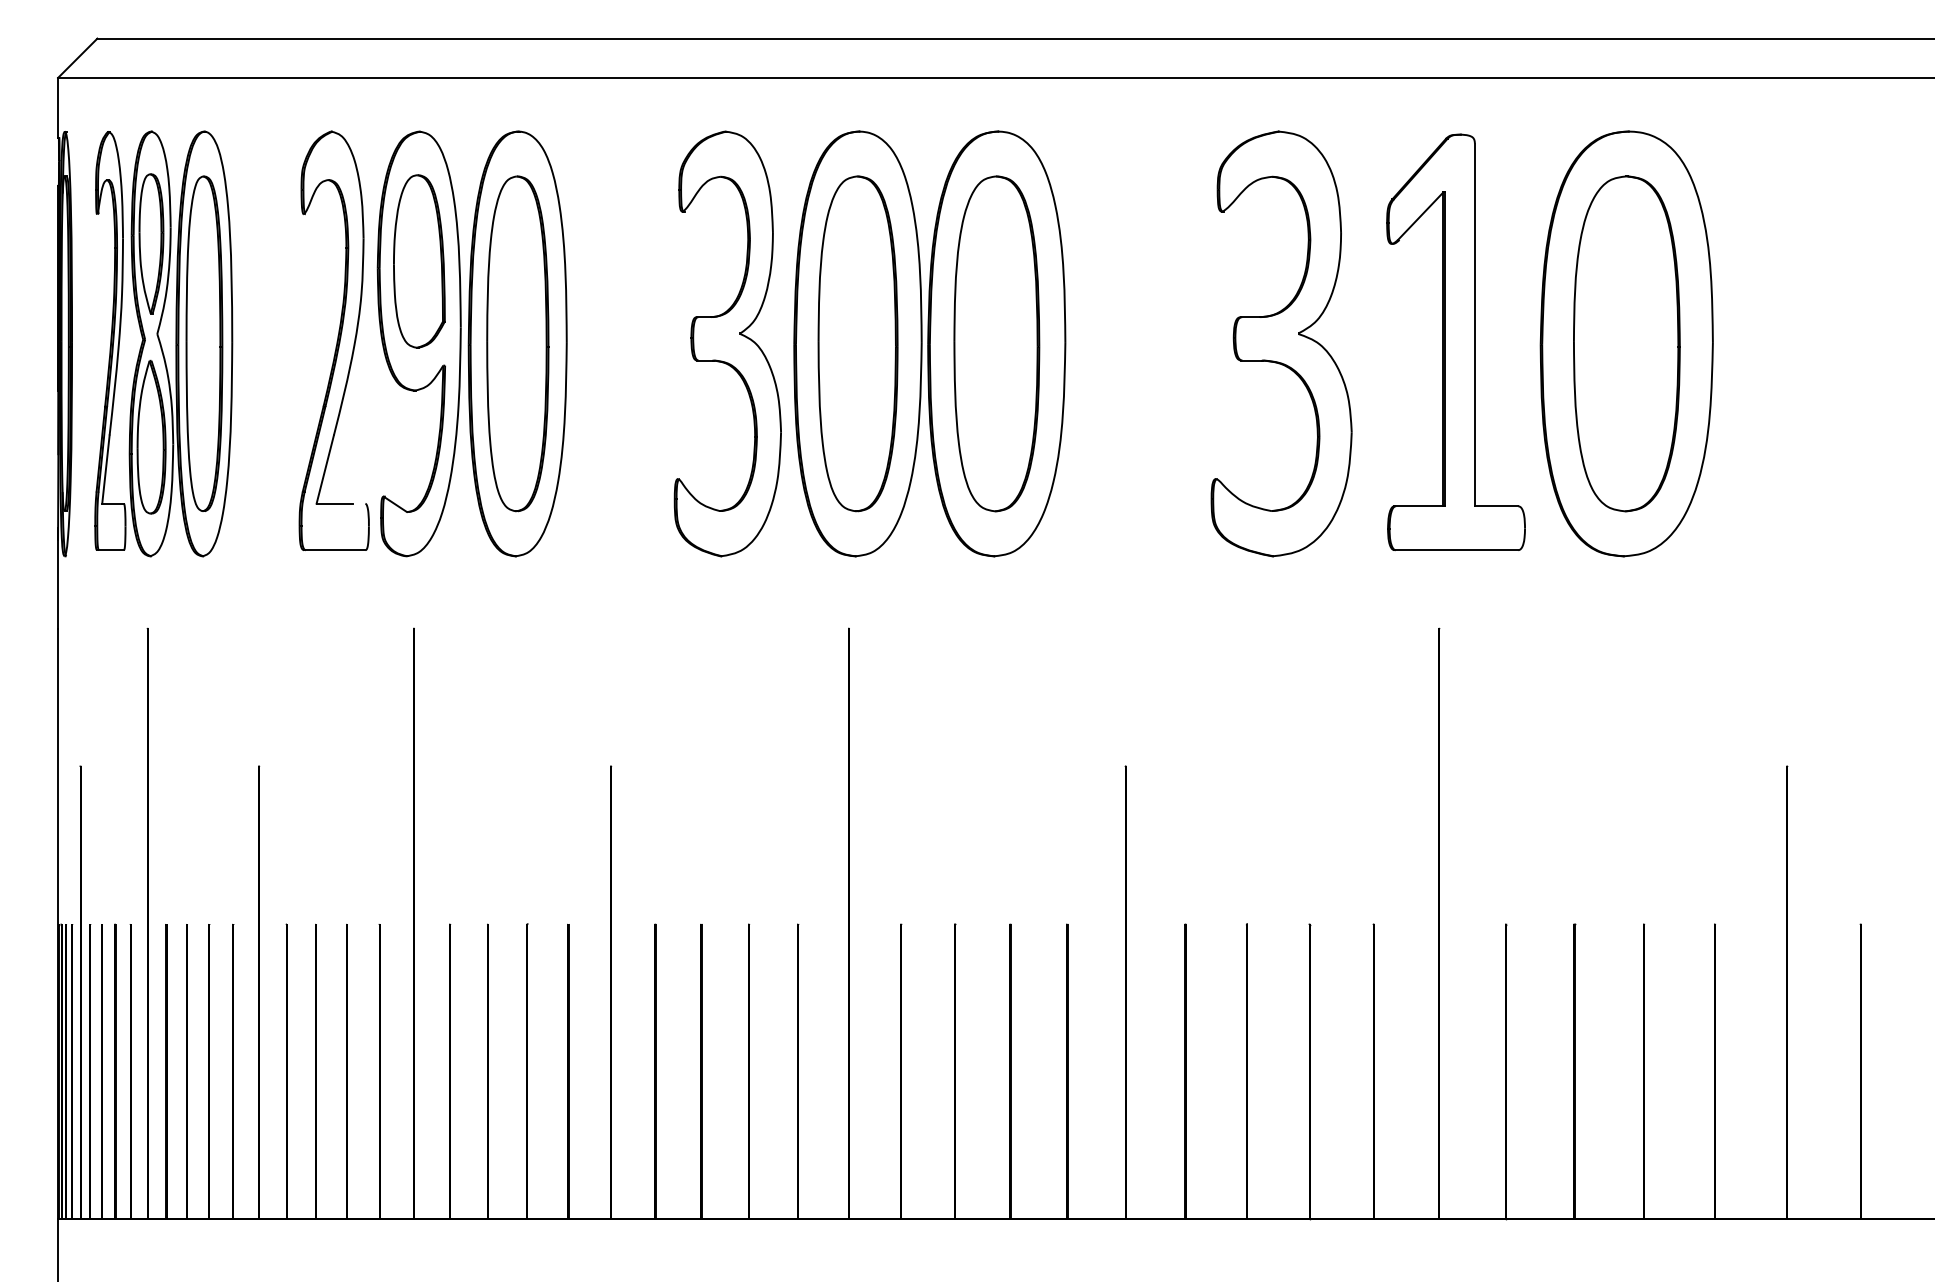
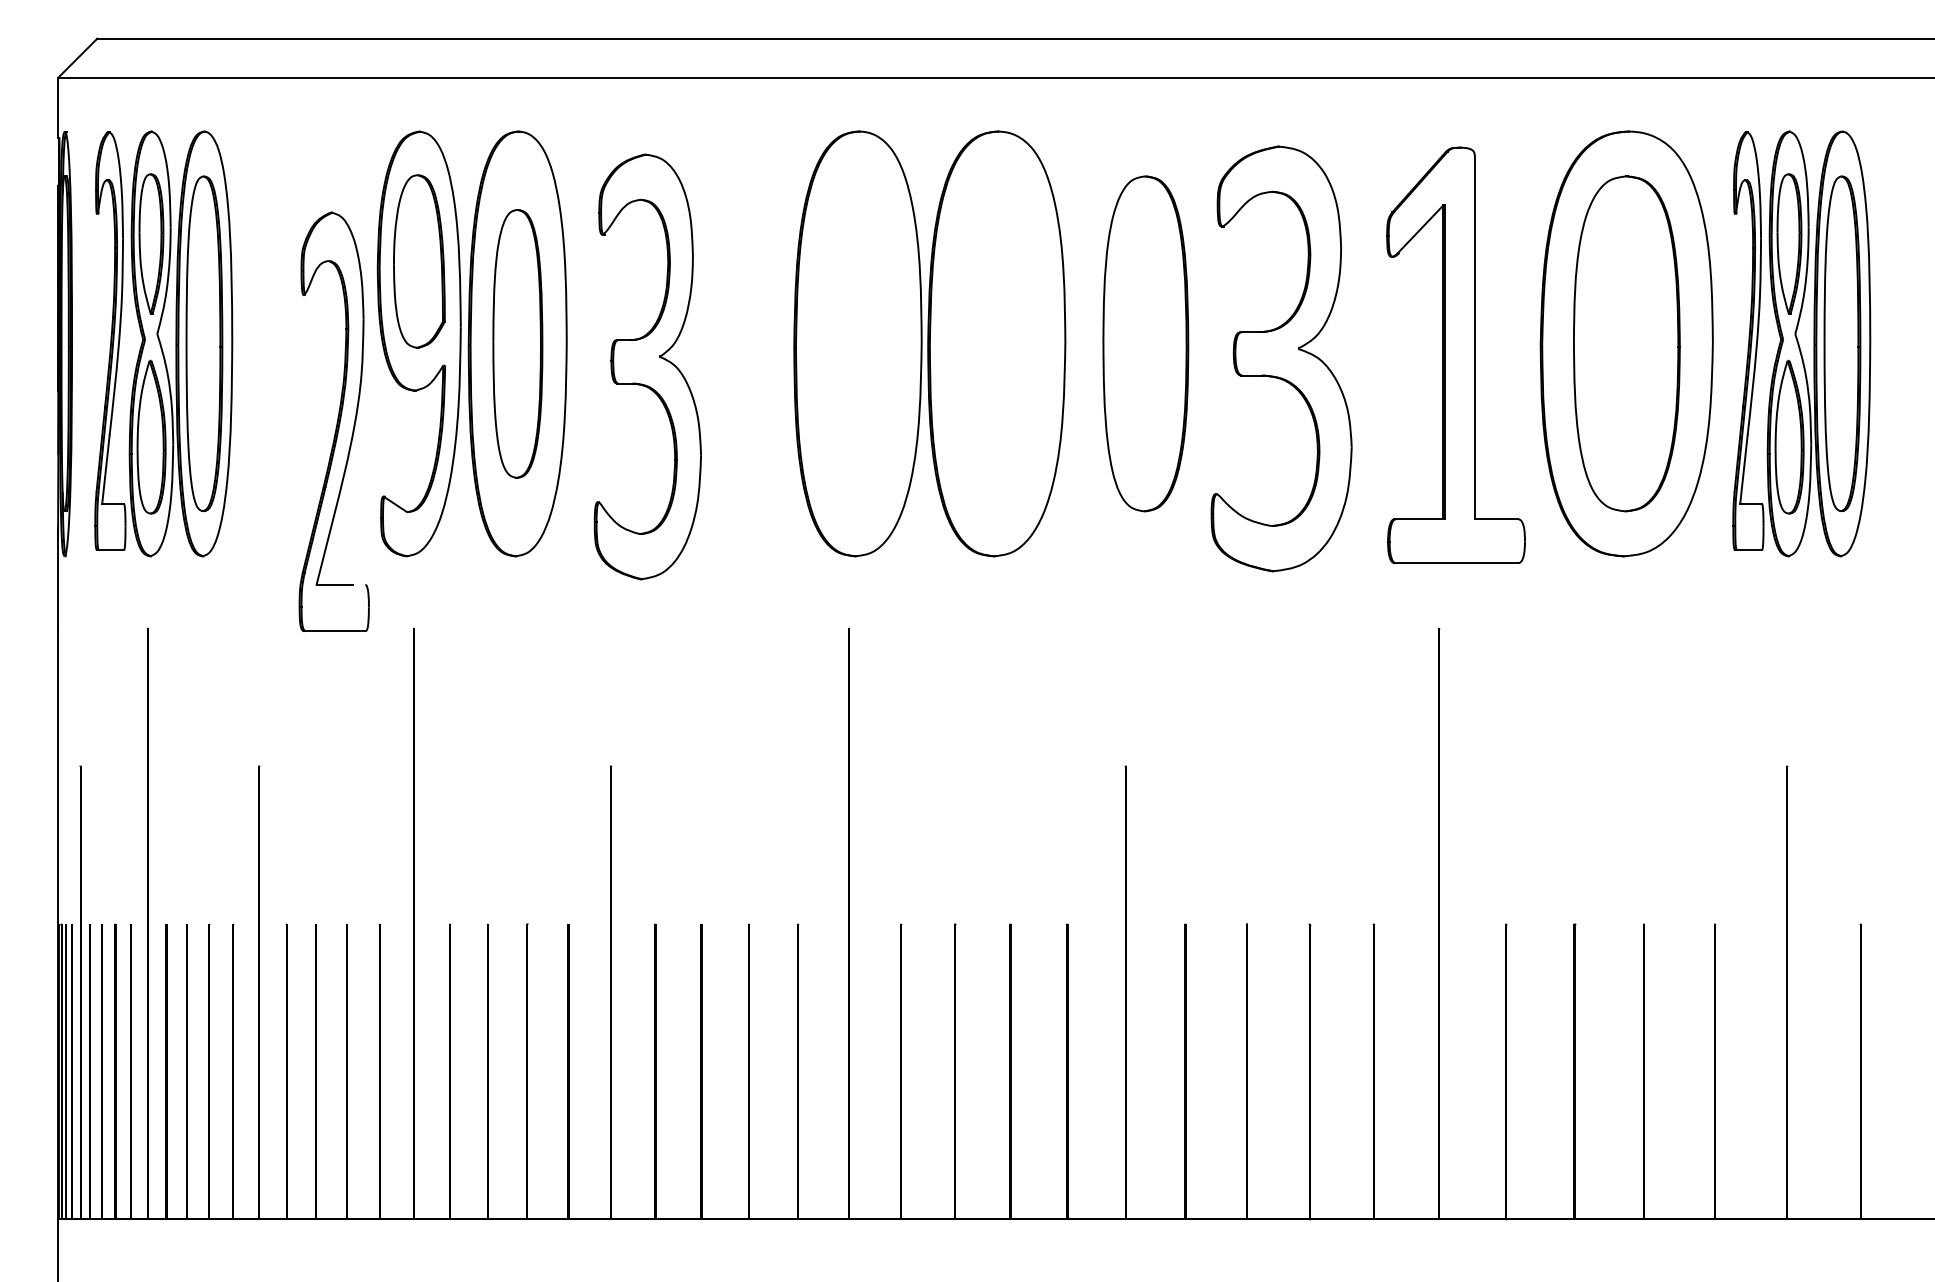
part position: (333, 340) -> (333, 421) (333, 421)
part position: (1455, 342) -> (1455, 355) (1455, 355)
part size: 64x338 px -> 52x270 px (517, 343)
part position: (727, 343) -> (647, 366) (647, 366)
part: present -> none (857, 343)
part position: (996, 343) -> (1145, 343) (1145, 343)
part position: (1281, 343) -> (1281, 358) (1281, 358)
part: none -> present (1801, 343)
